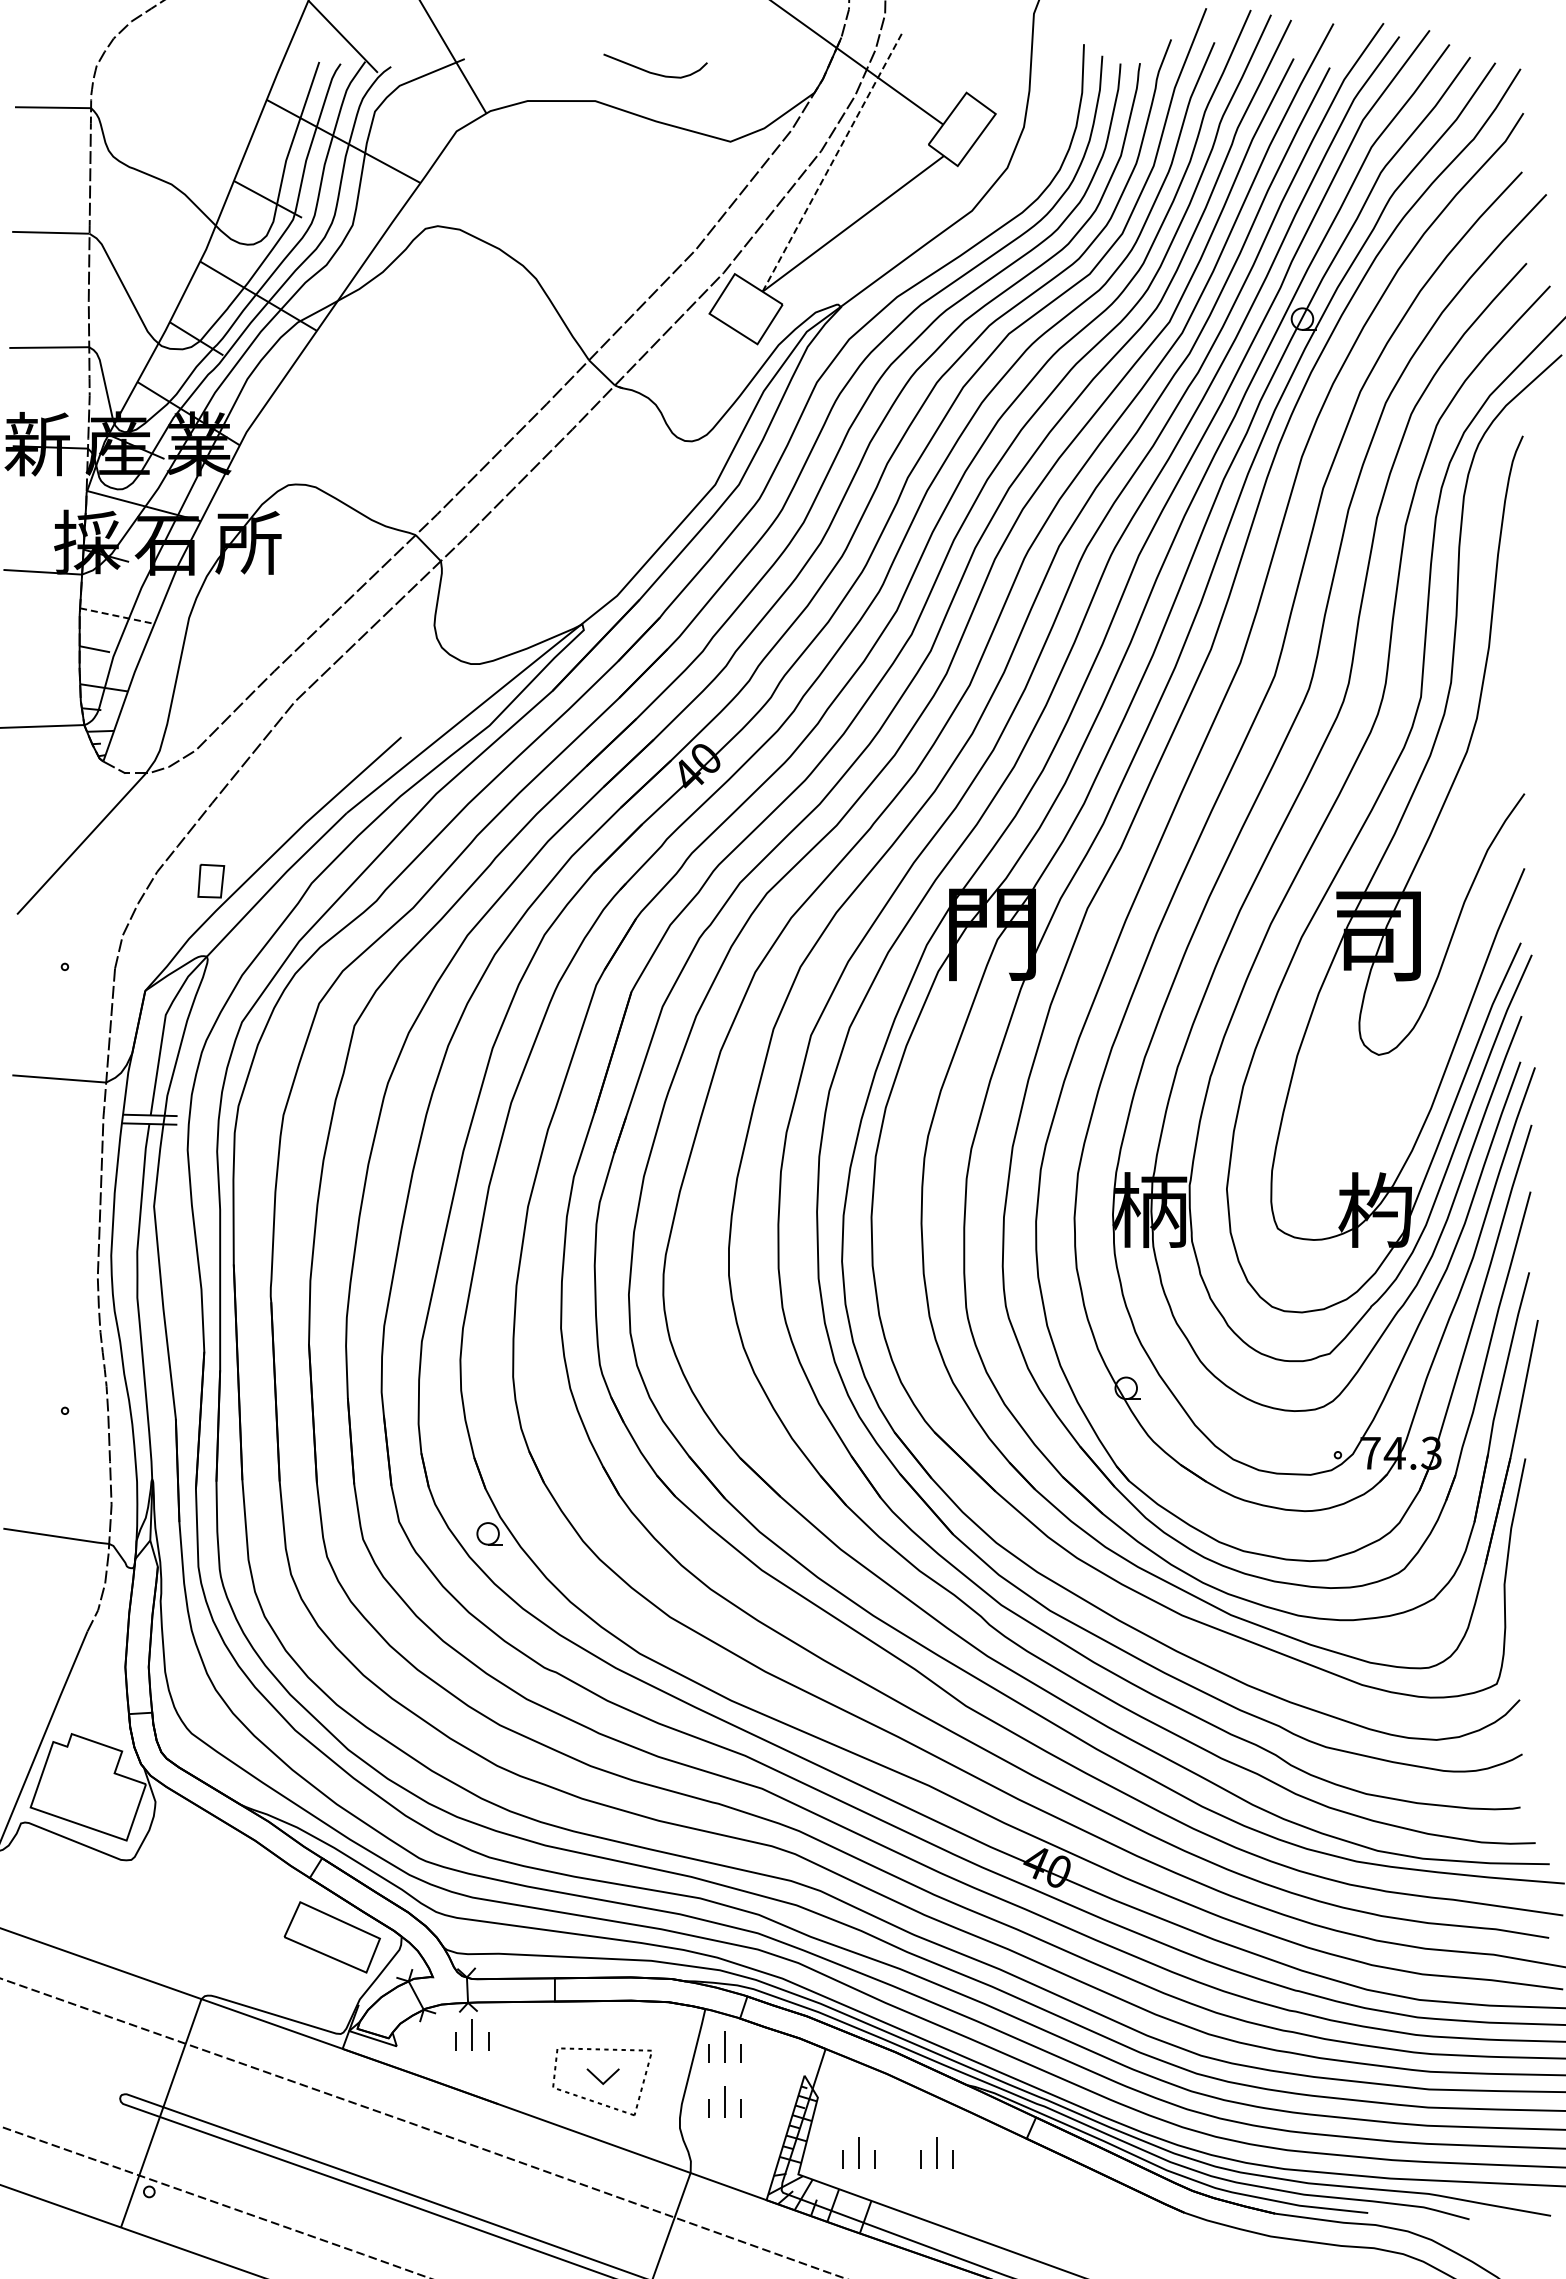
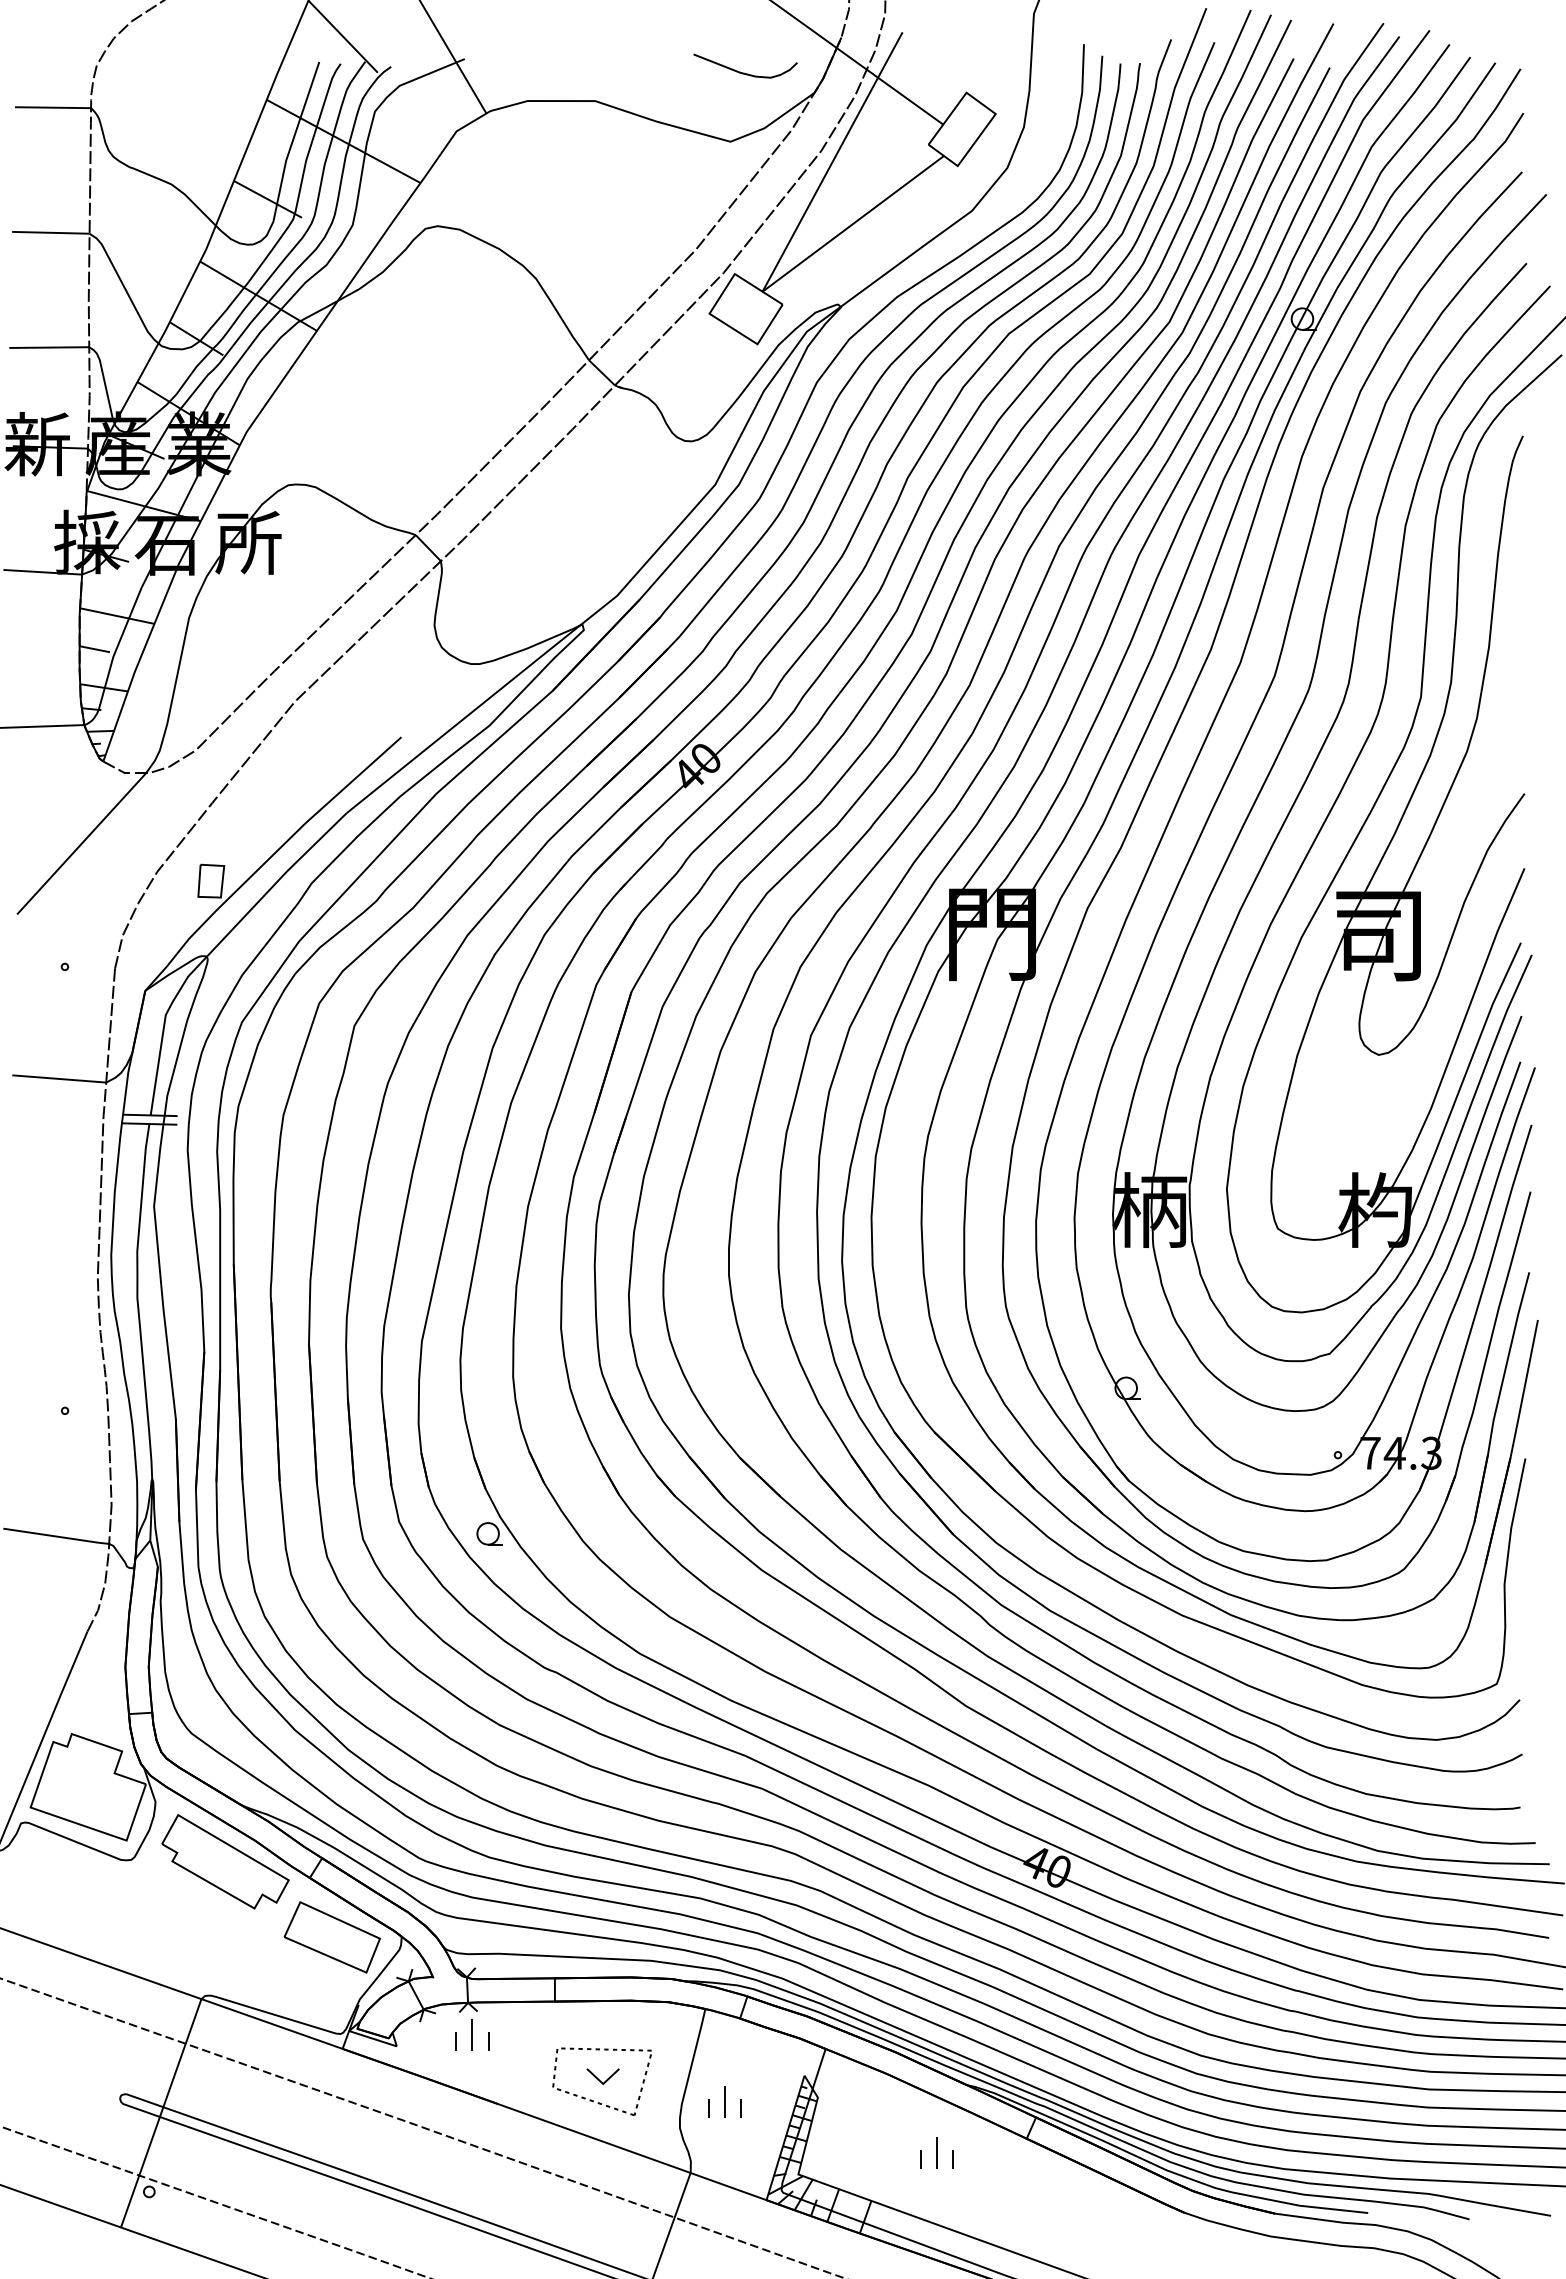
curve position: (654, 72) -> (744, 72) (744, 72)
line: dashed -> solid (833, 161)
line: dashed -> solid (117, 616)
part: none -> present (225, 1861)
part: present -> none (724, 2046)
part: present -> none (858, 2152)
